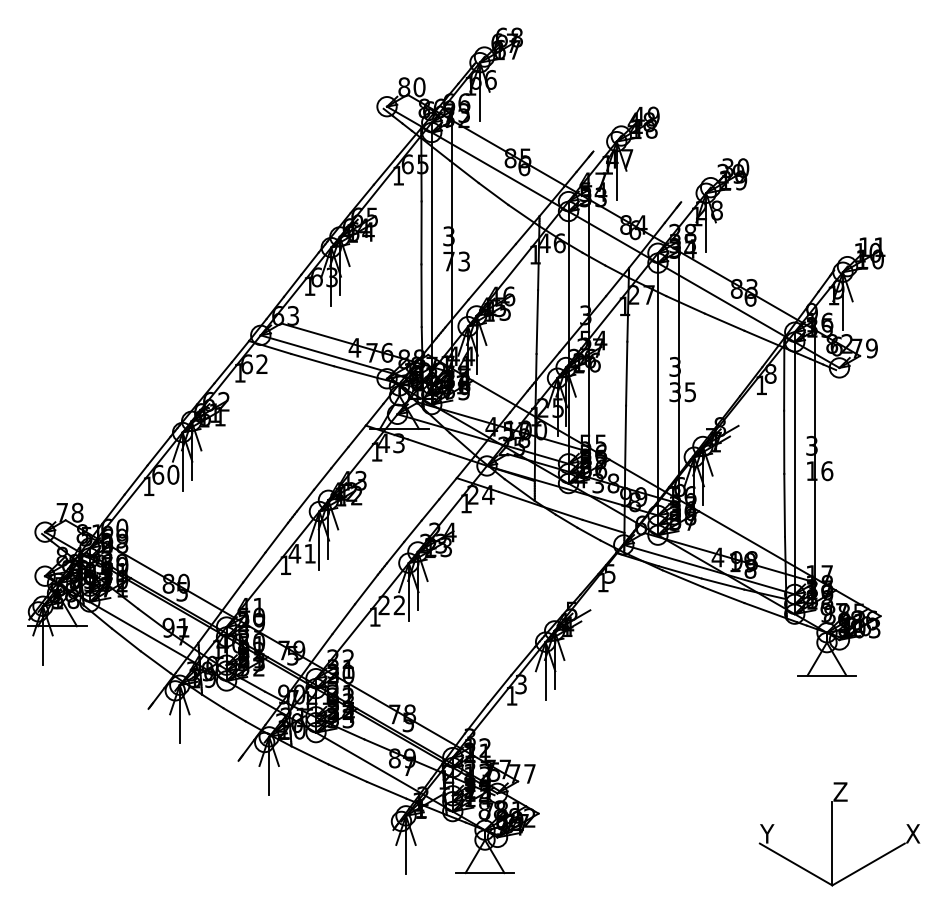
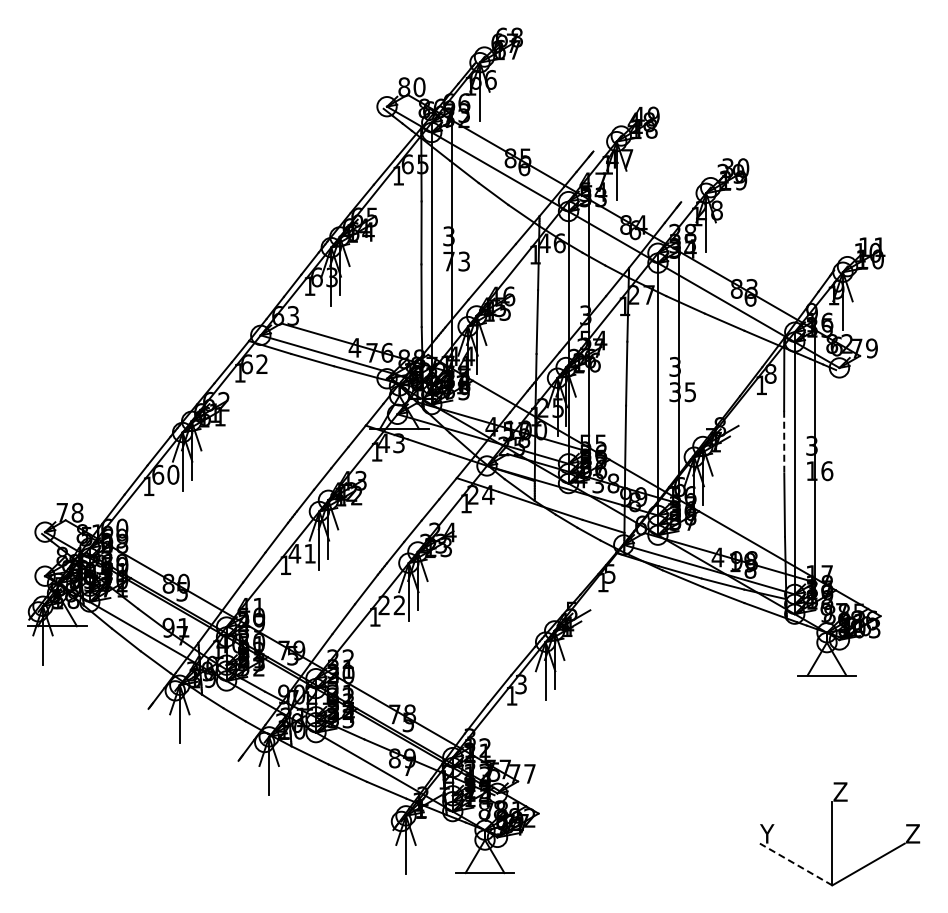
line: solid -> dashed (784, 442)
text: X -> Z (913, 833)
line: solid -> dashed (796, 864)
